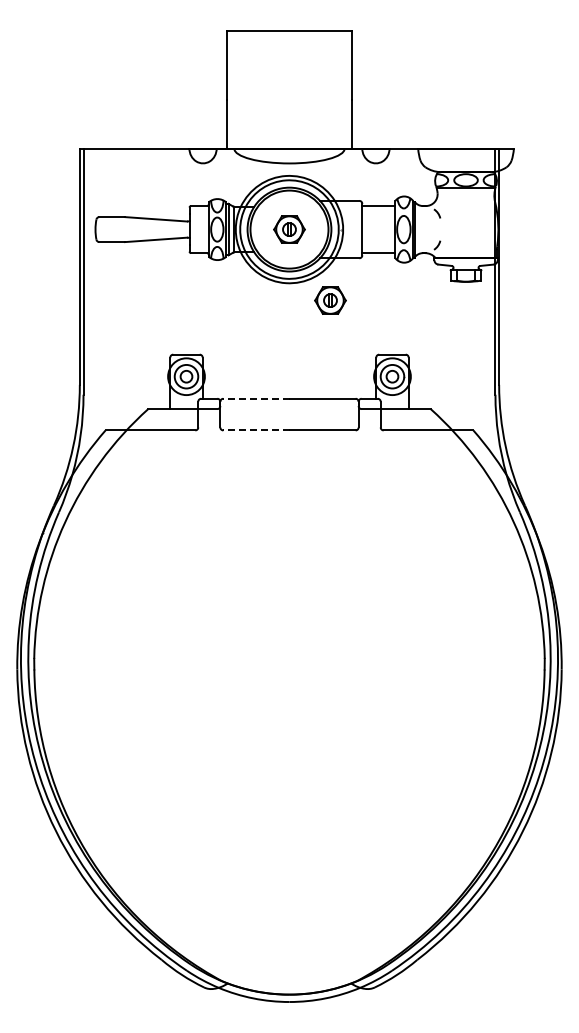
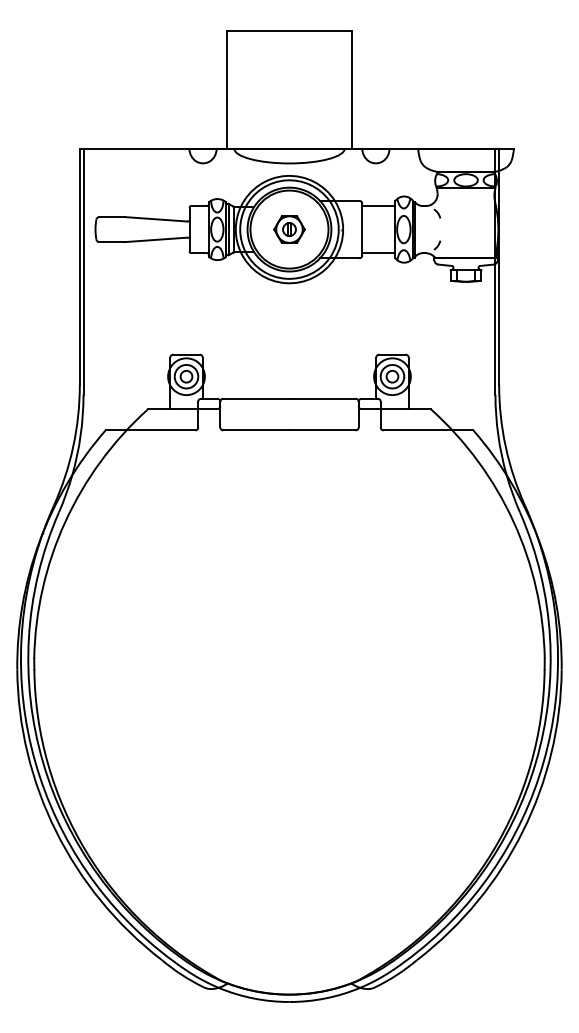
part: present -> none (330, 300)
line: dashed -> solid (255, 398)
line: dashed -> solid (255, 430)
